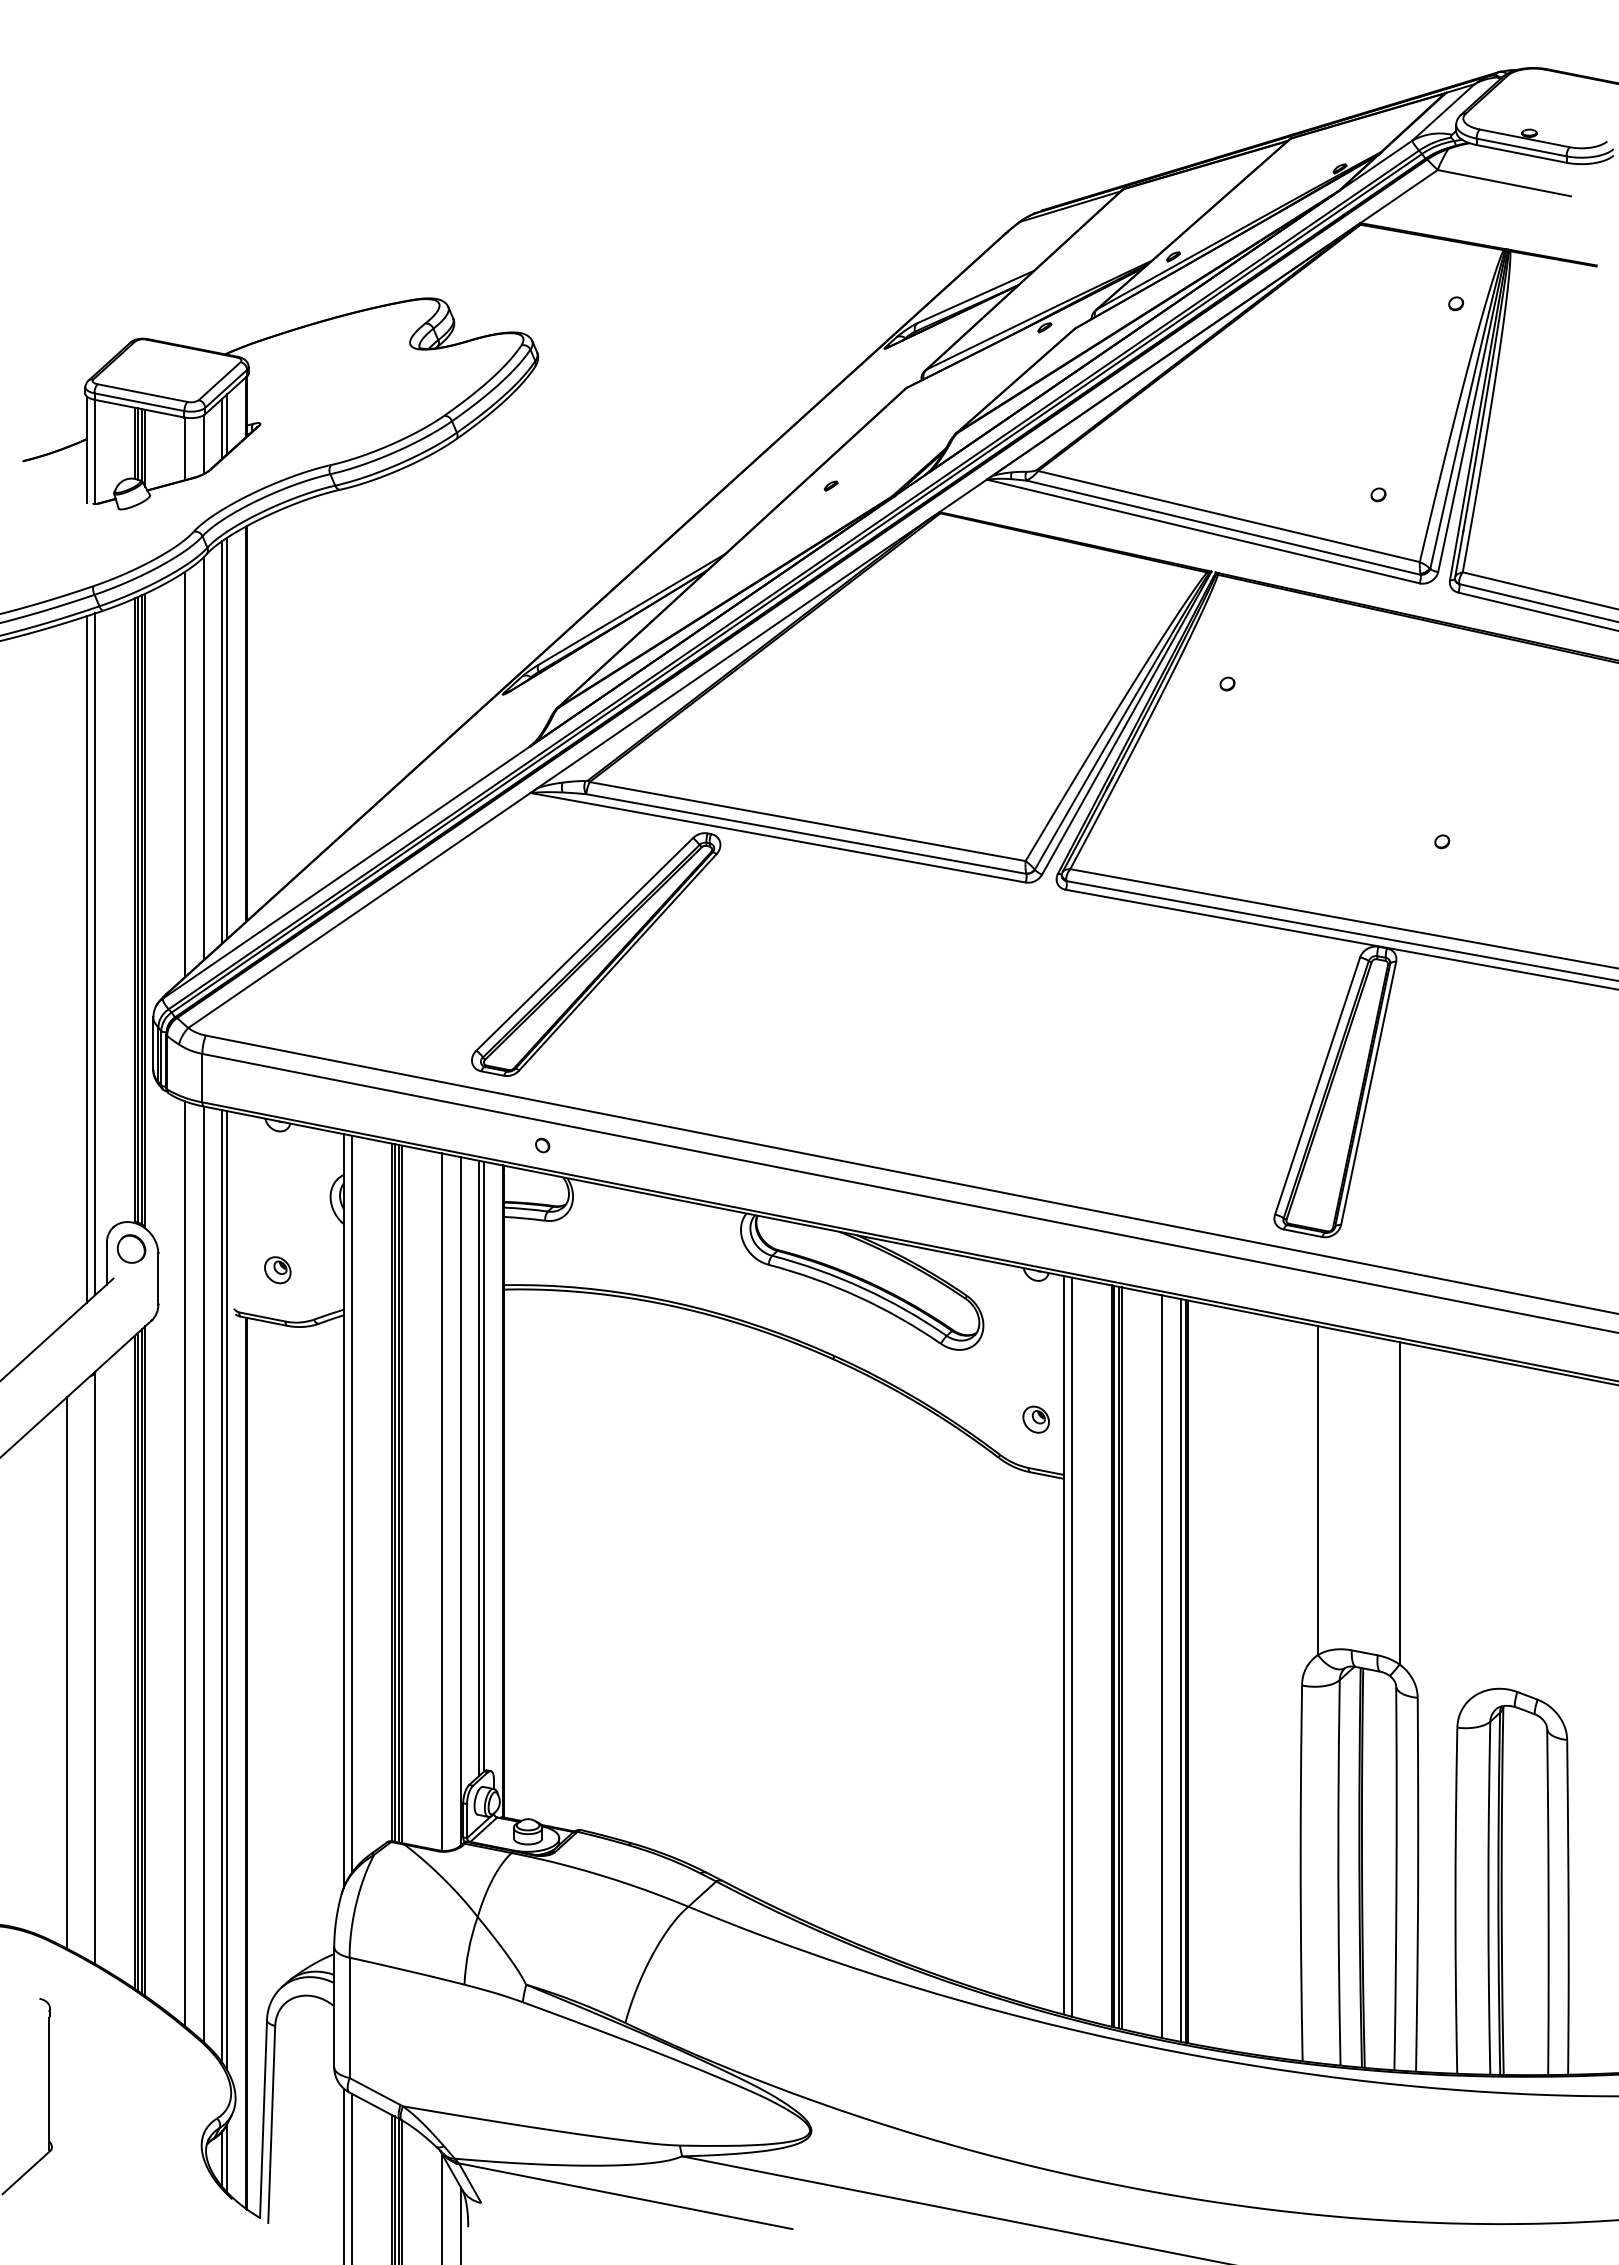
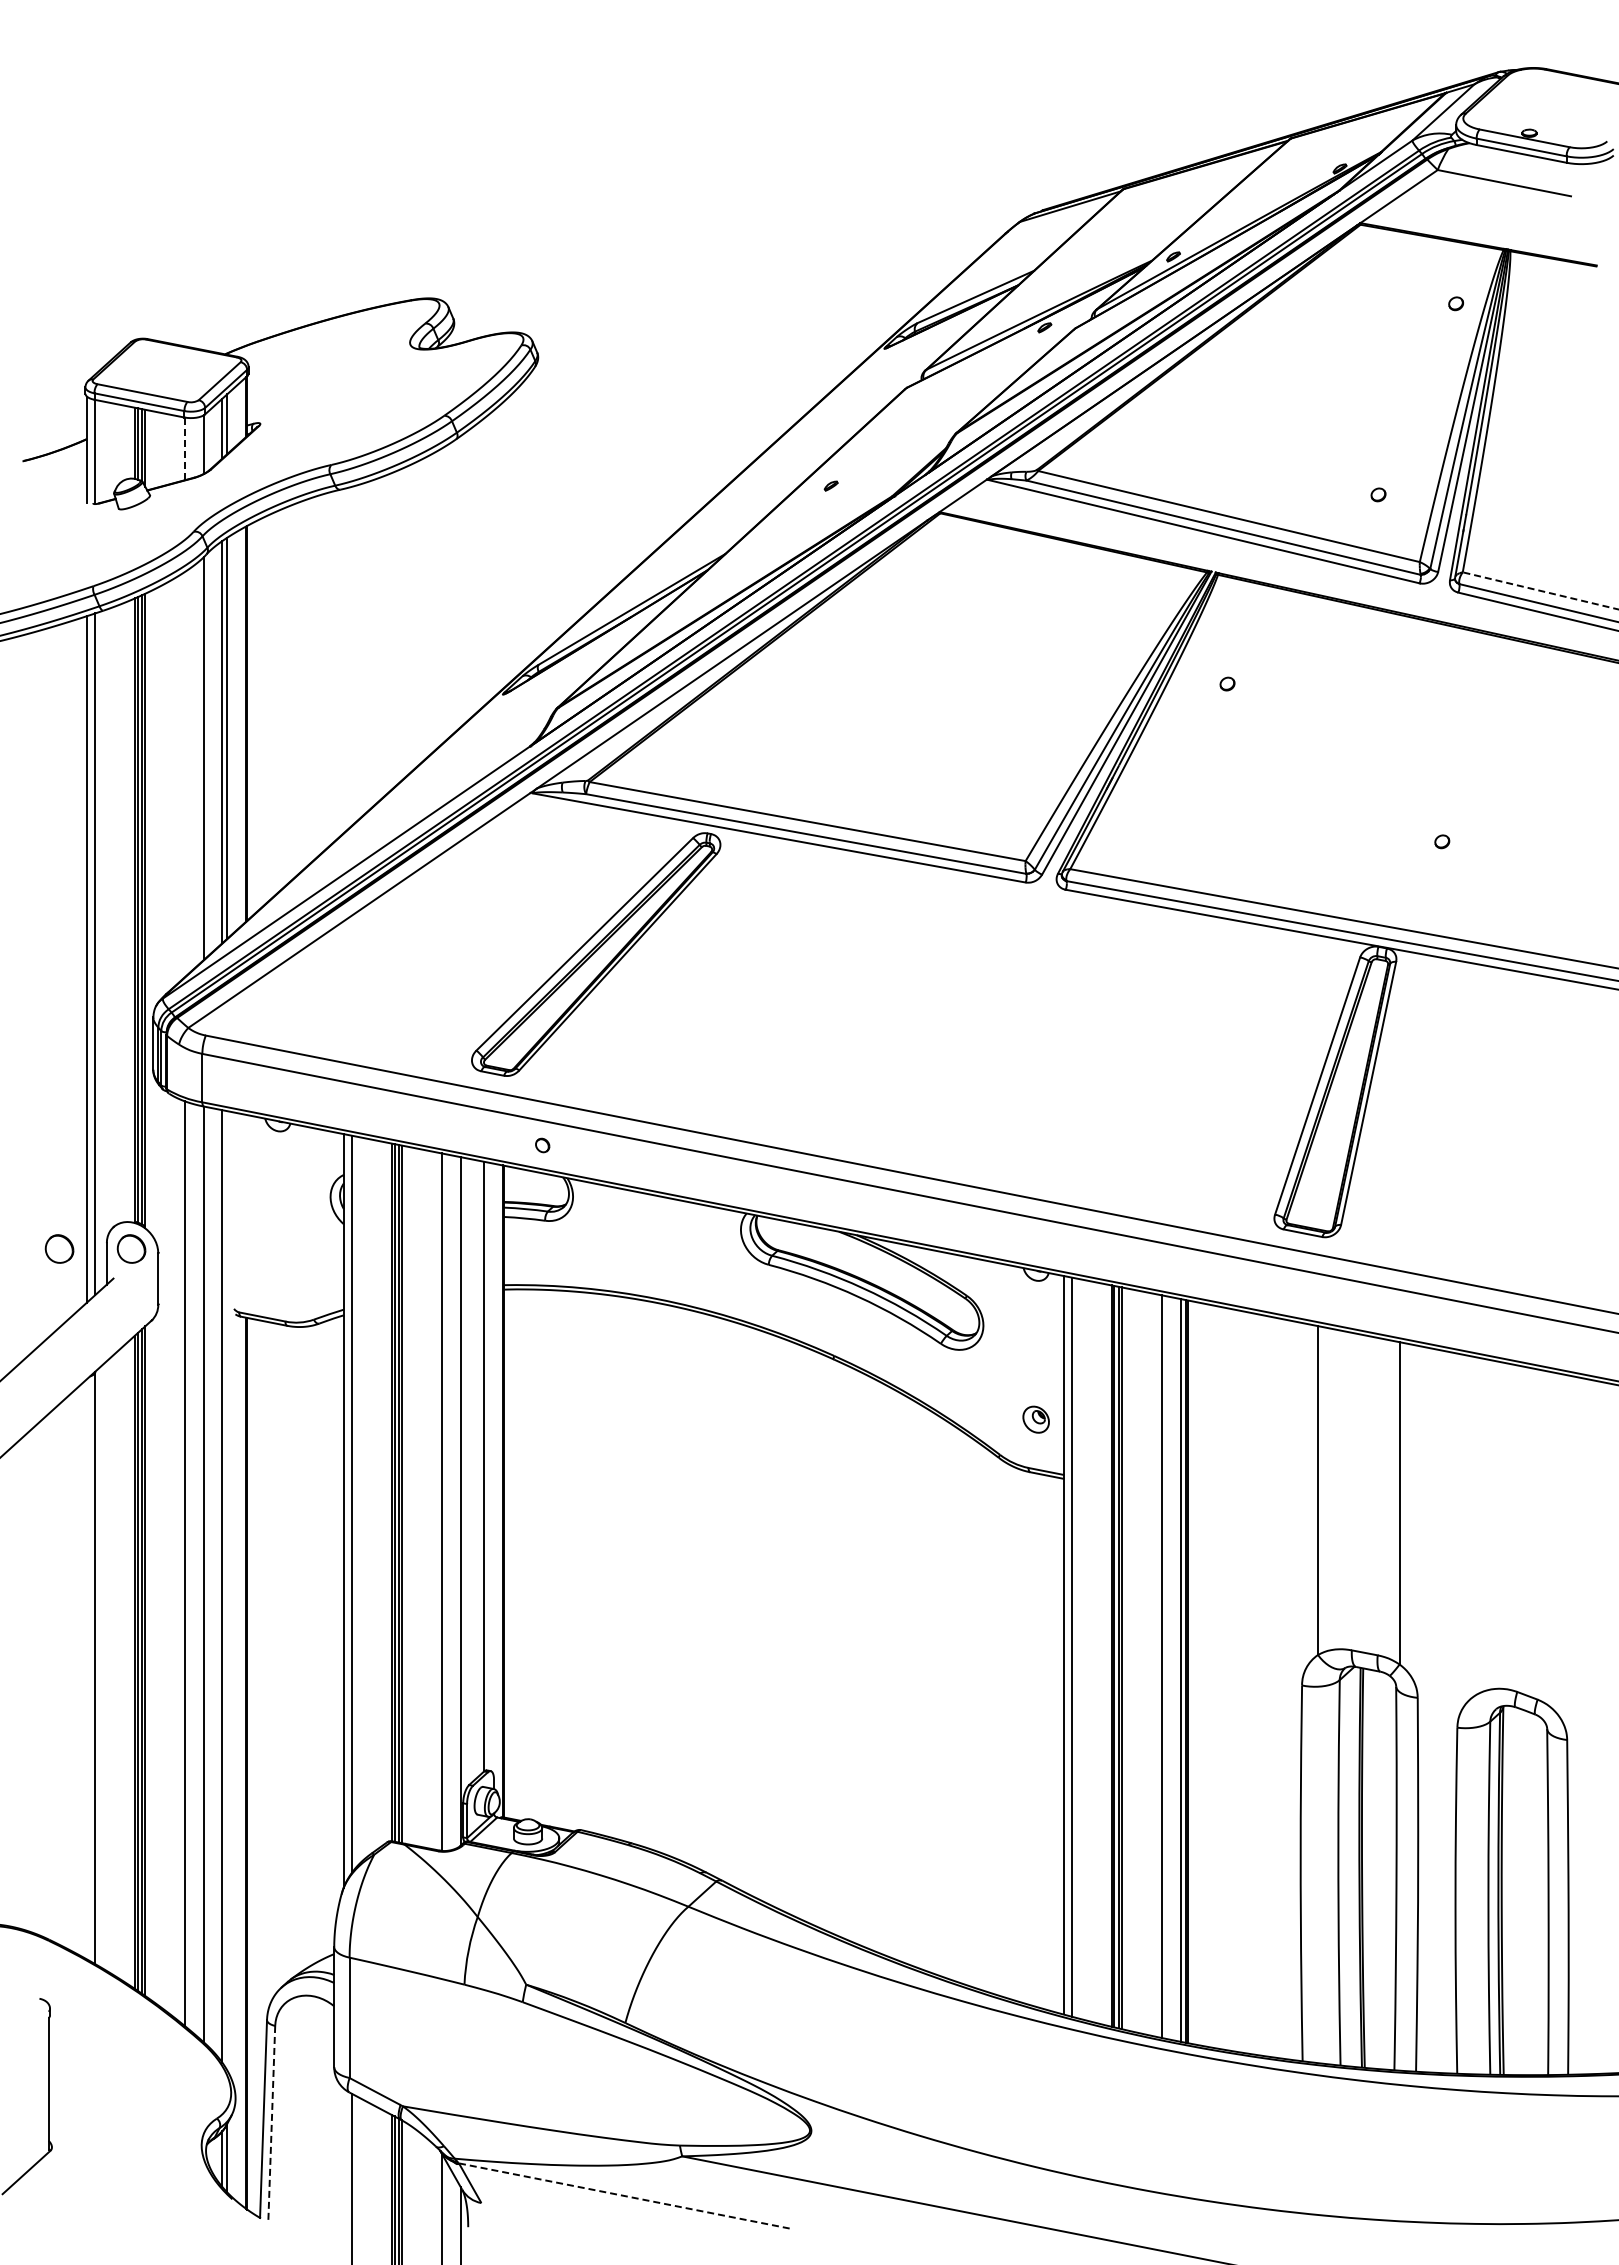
line: solid -> dashed (185, 449)
line: solid -> dashed (1540, 590)
line: present -> none (185, 774)
part: none -> present (59, 1248)
part: present -> none (277, 1270)
line: present -> none (479, 1467)
line: present -> none (227, 1590)
line: present -> none (67, 1672)
line: solid -> dashed (271, 2124)
line: present -> none (343, 2174)
line: solid -> dashed (625, 2196)
